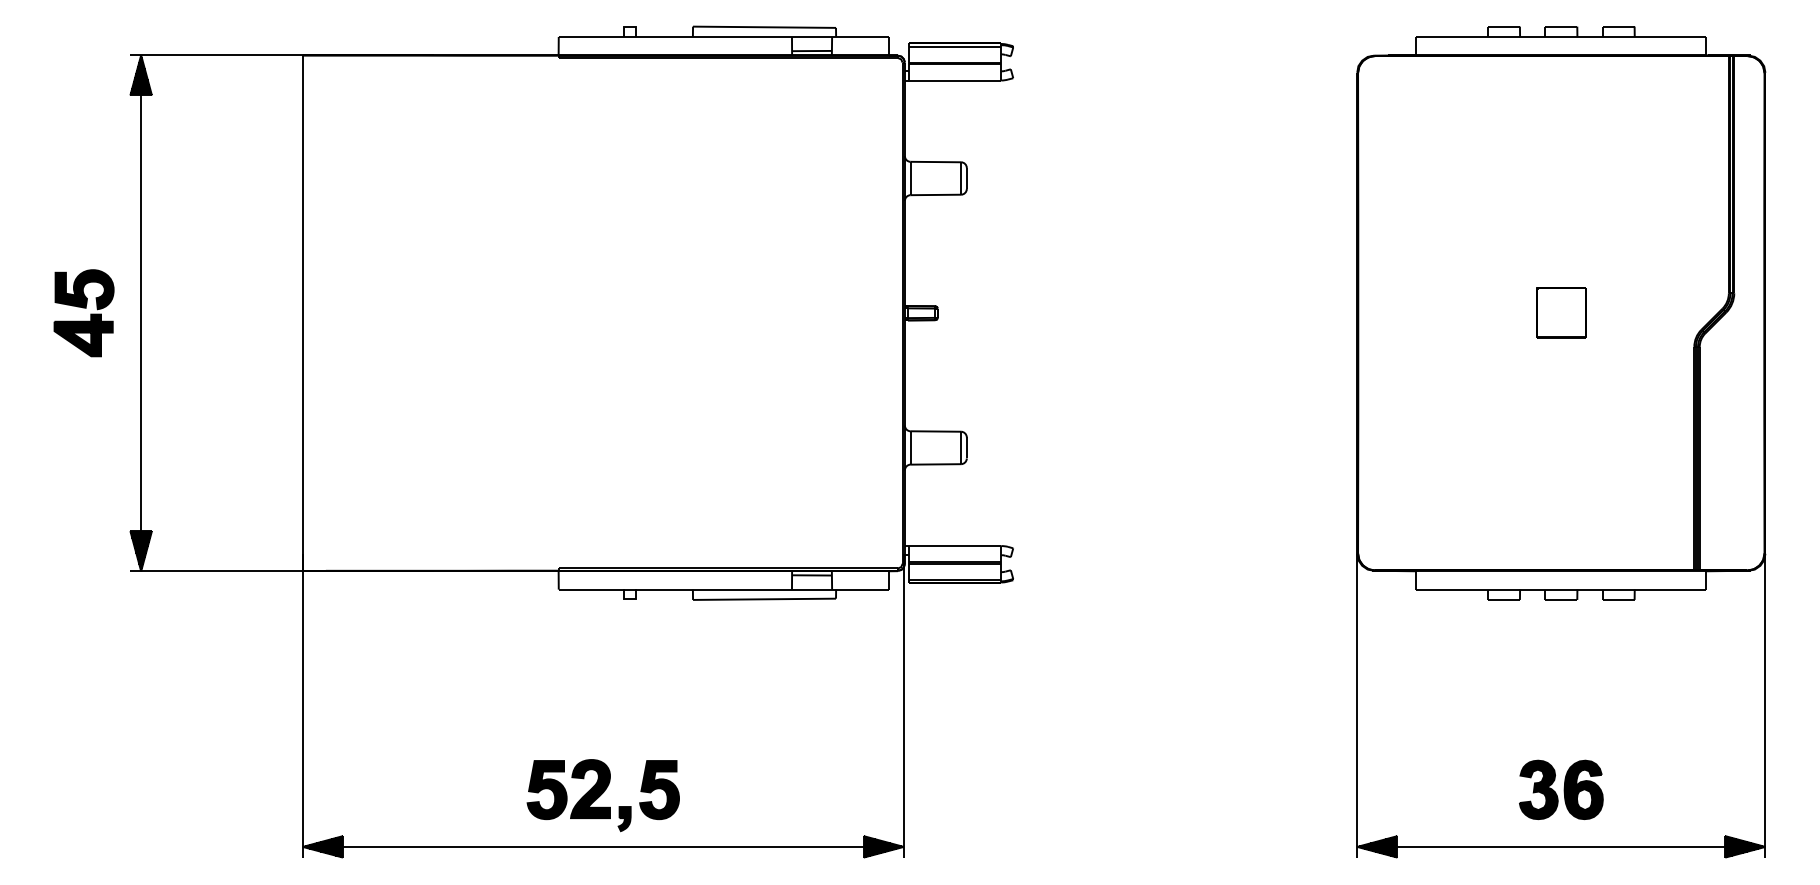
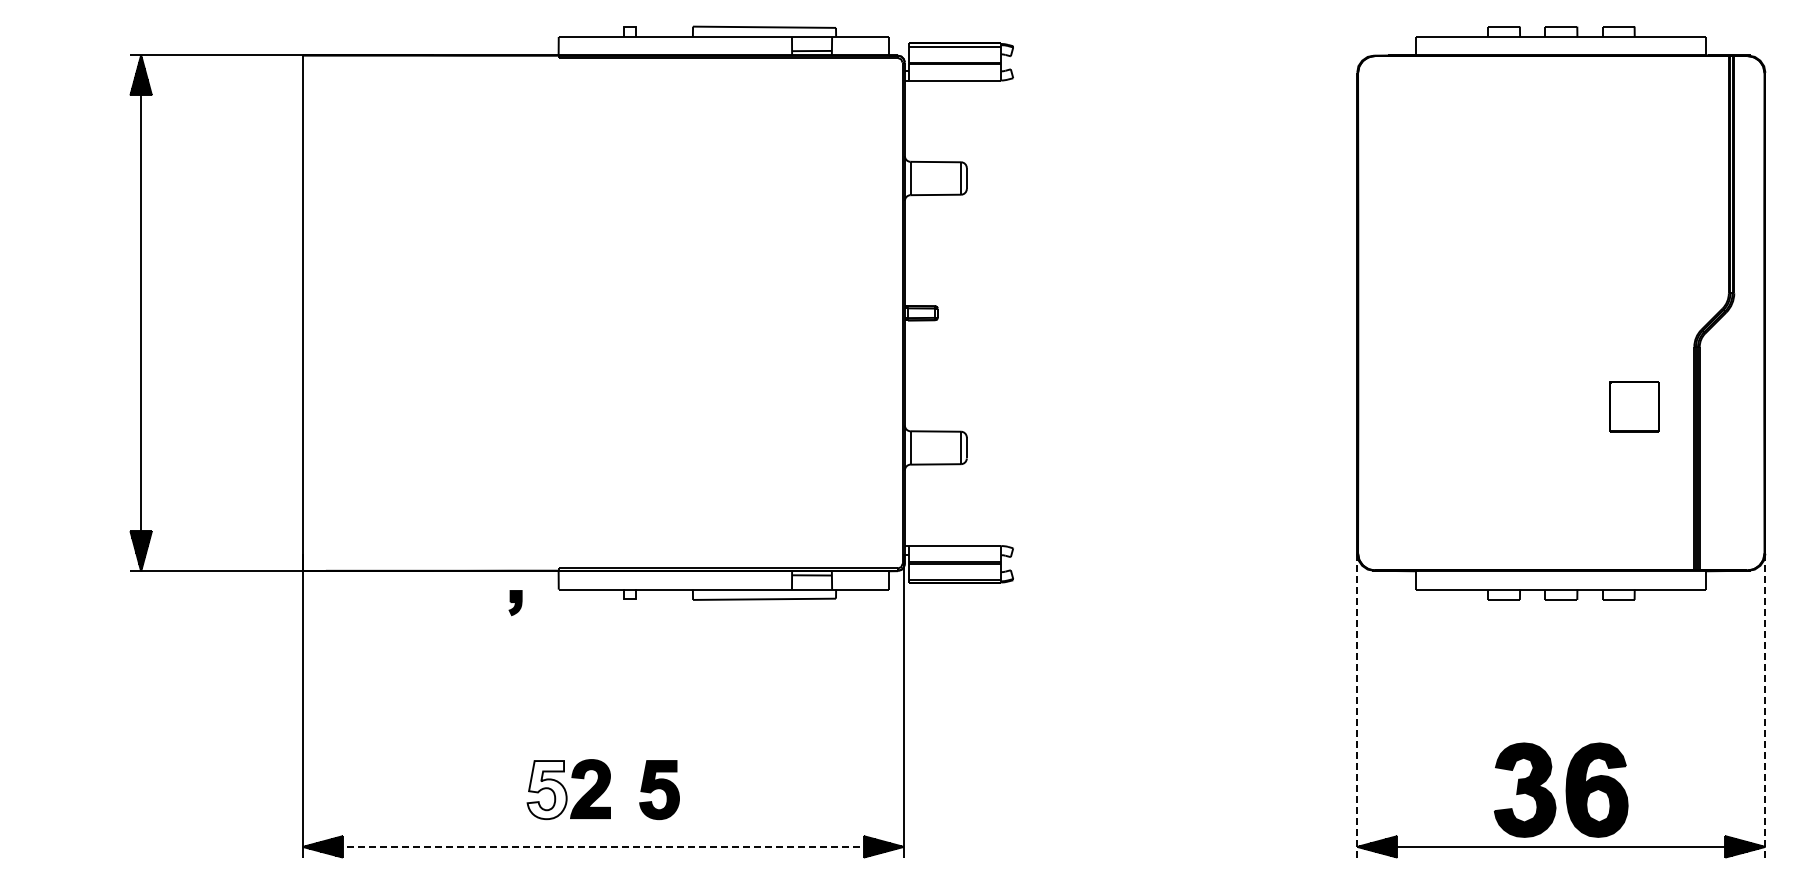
part position: (1561, 312) -> (1634, 406) (1634, 406)
part: present -> none (83, 313)
line: solid -> dashed (1357, 706)
line: solid -> dashed (1765, 706)
part size: 85x61 px -> 136x96 px (1560, 789)
fill: present -> none (546, 790)
part position: (624, 819) -> (515, 603) (515, 603)
line: solid -> dashed (603, 846)
